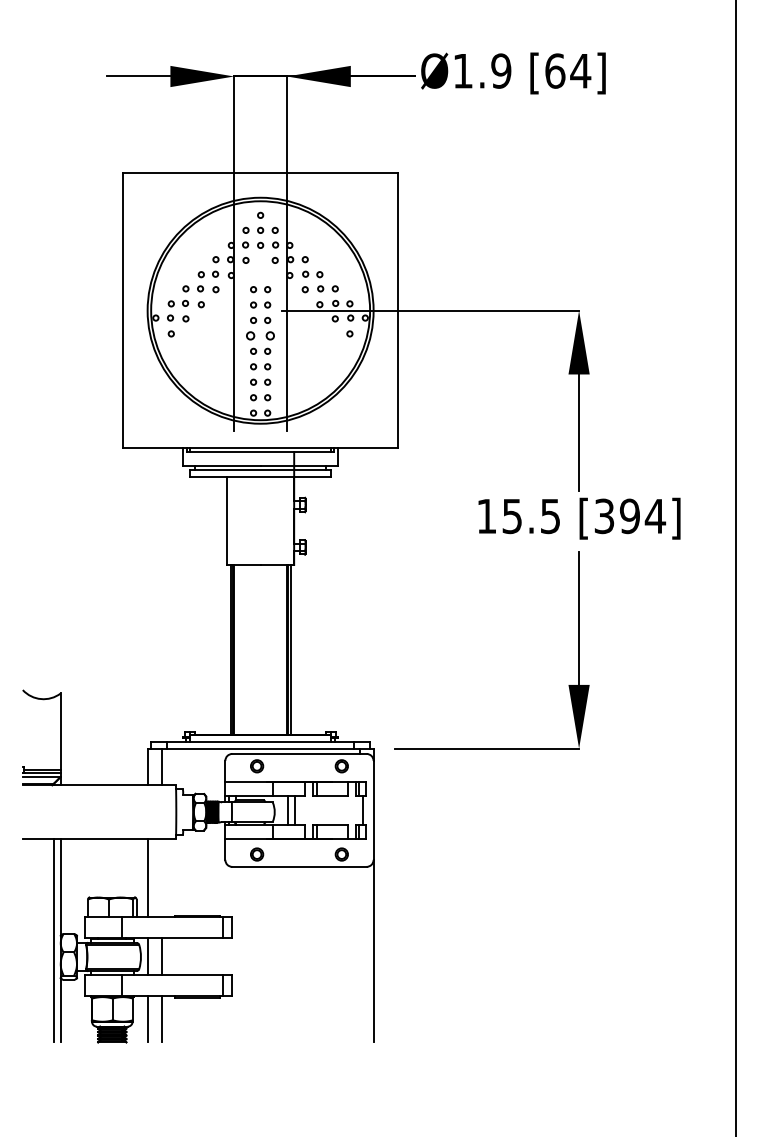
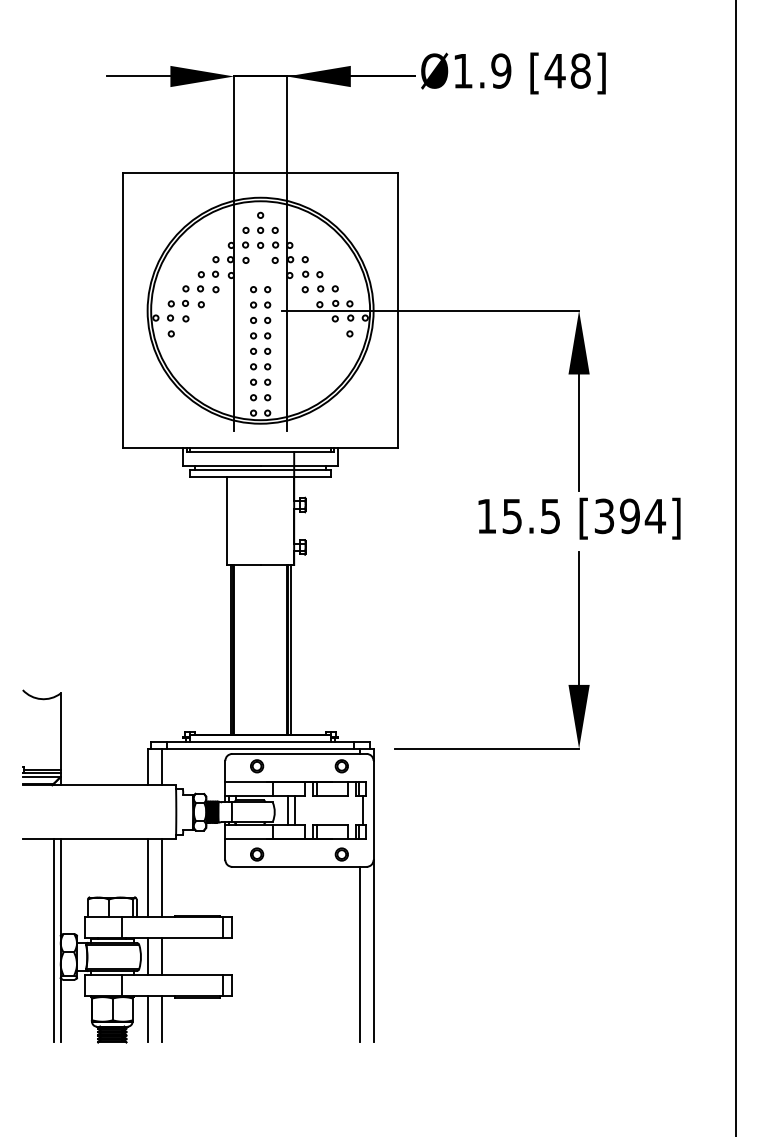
text: [64] -> [48] (567, 70)
part size: 29x10 px -> 22x8 px (260, 335)
line: none -> present (161, 878)
line: none -> present (359, 954)
